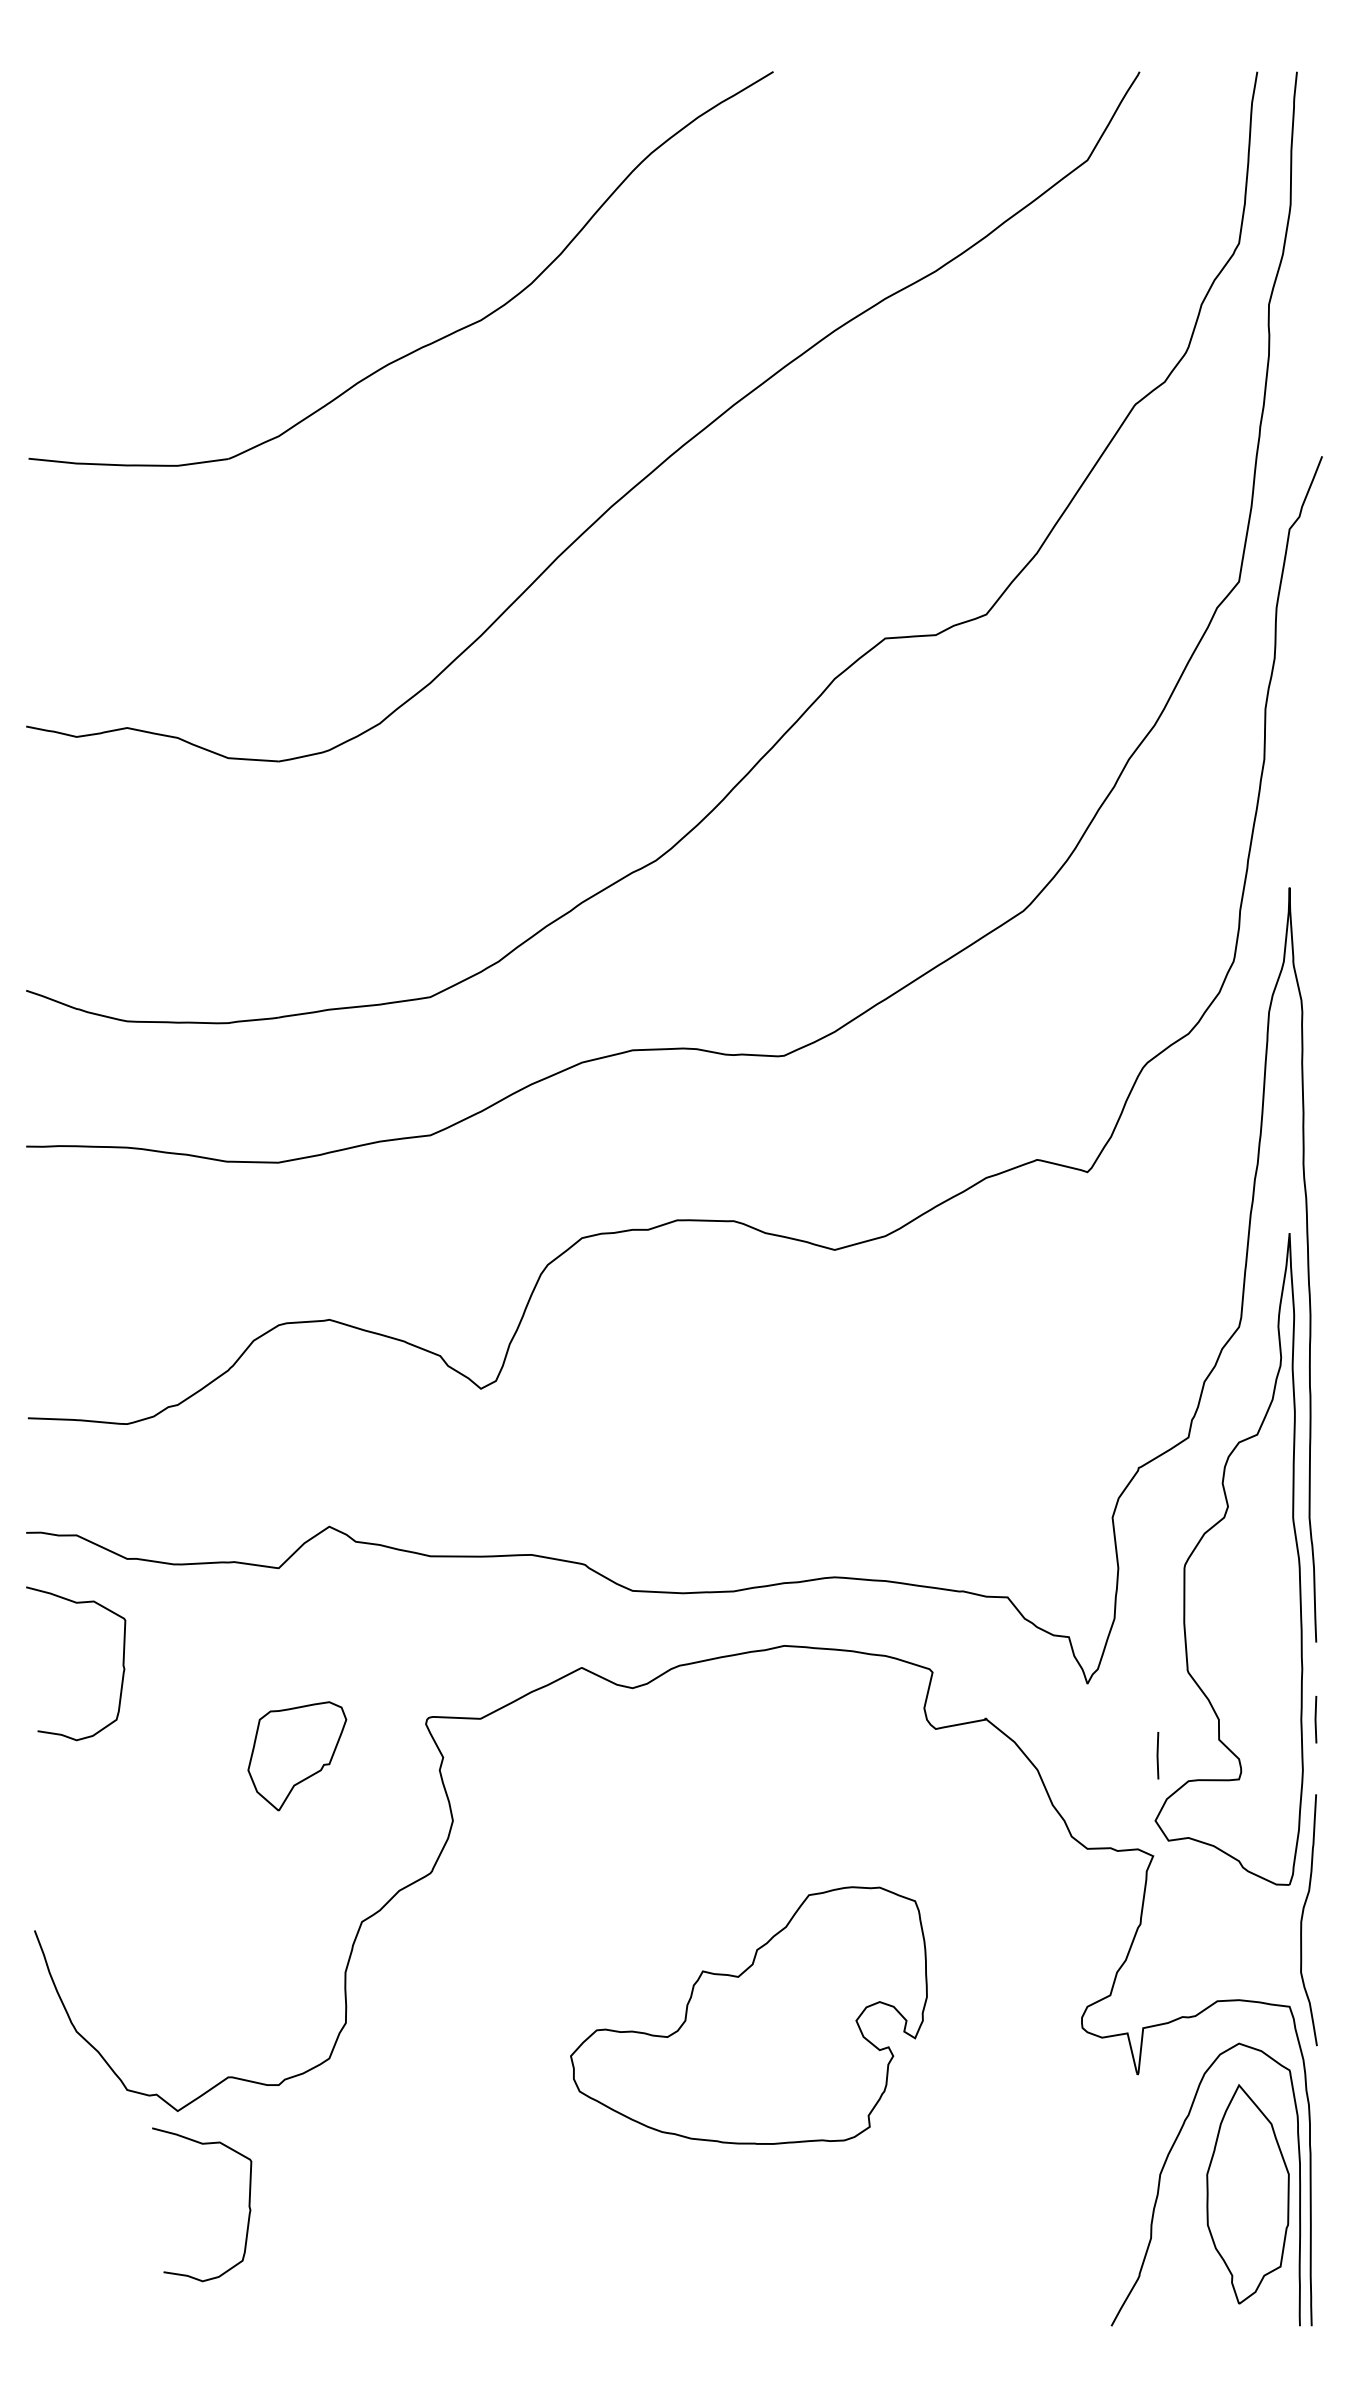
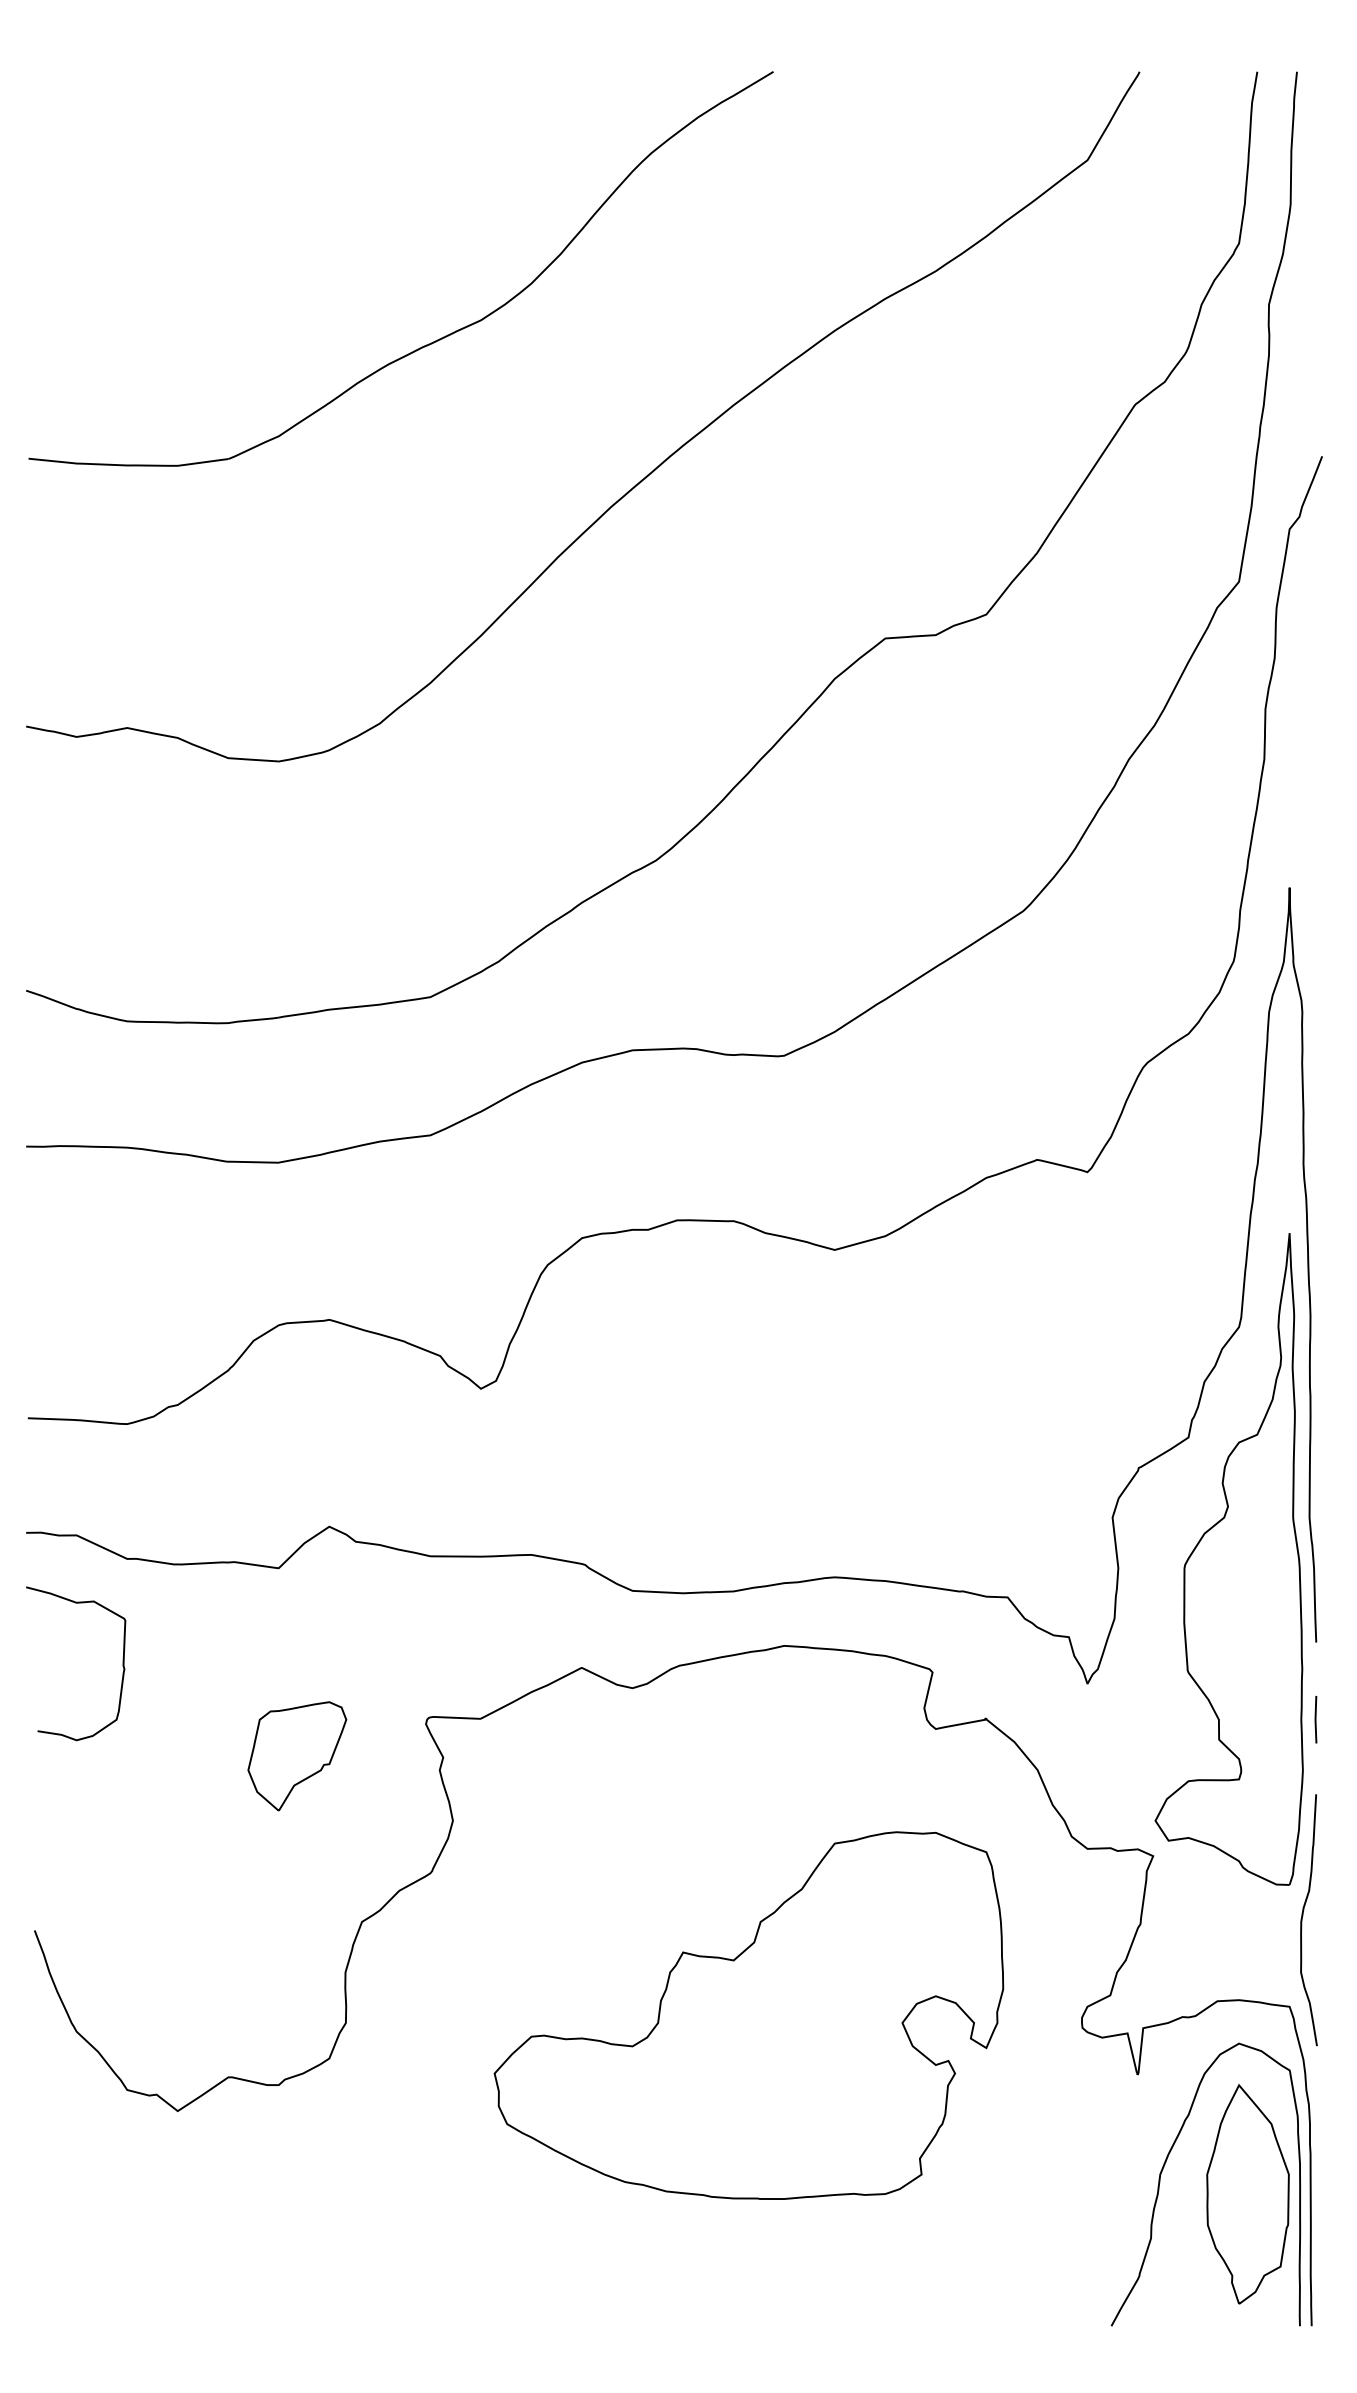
line: present -> none (1157, 1755)
part size: 358x259 px -> 512x369 px (748, 2015)
curve: present -> none (248, 2204)
